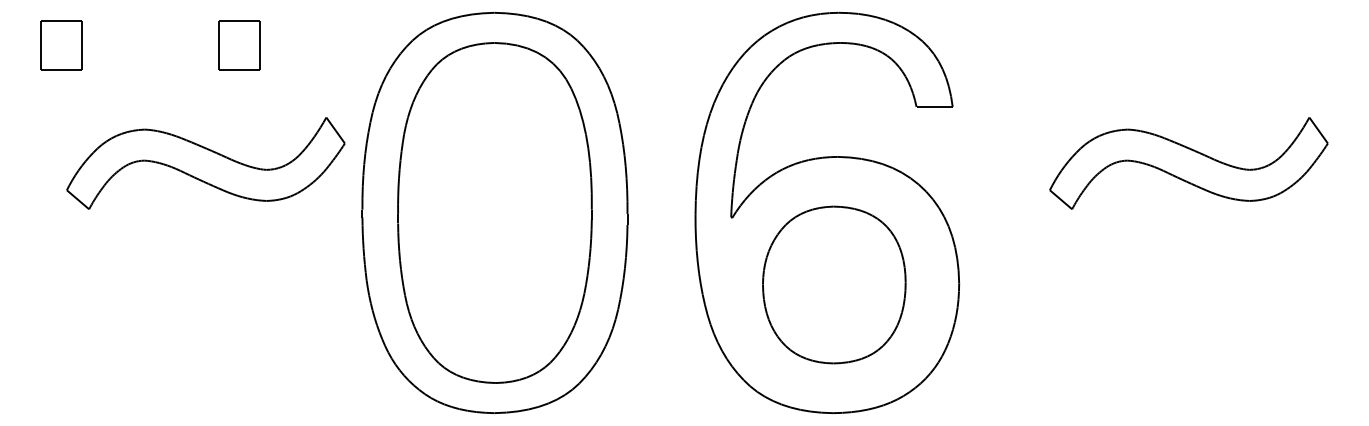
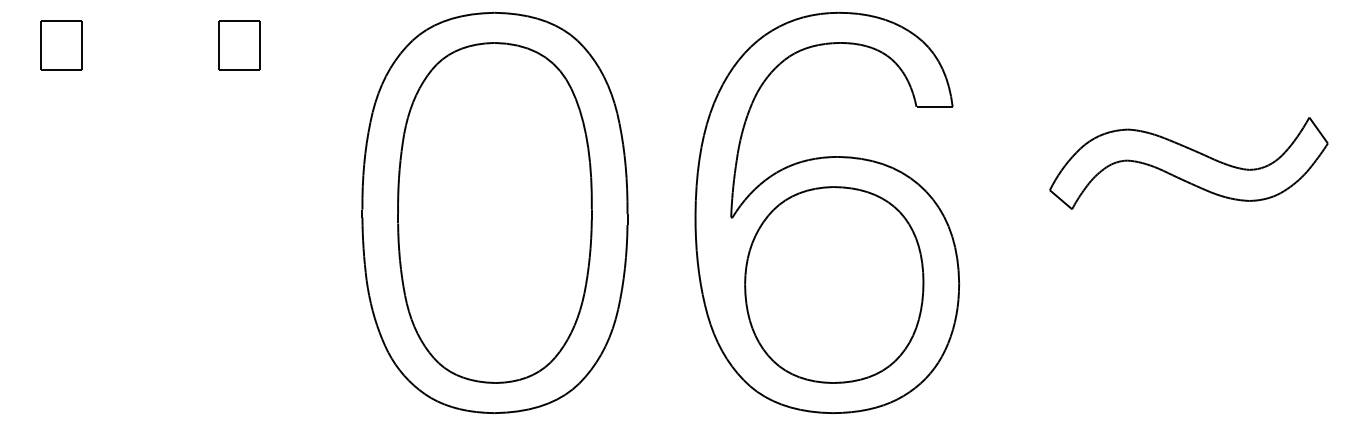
part: present -> none (205, 163)
part size: 145x160 px -> 181x198 px (834, 284)
